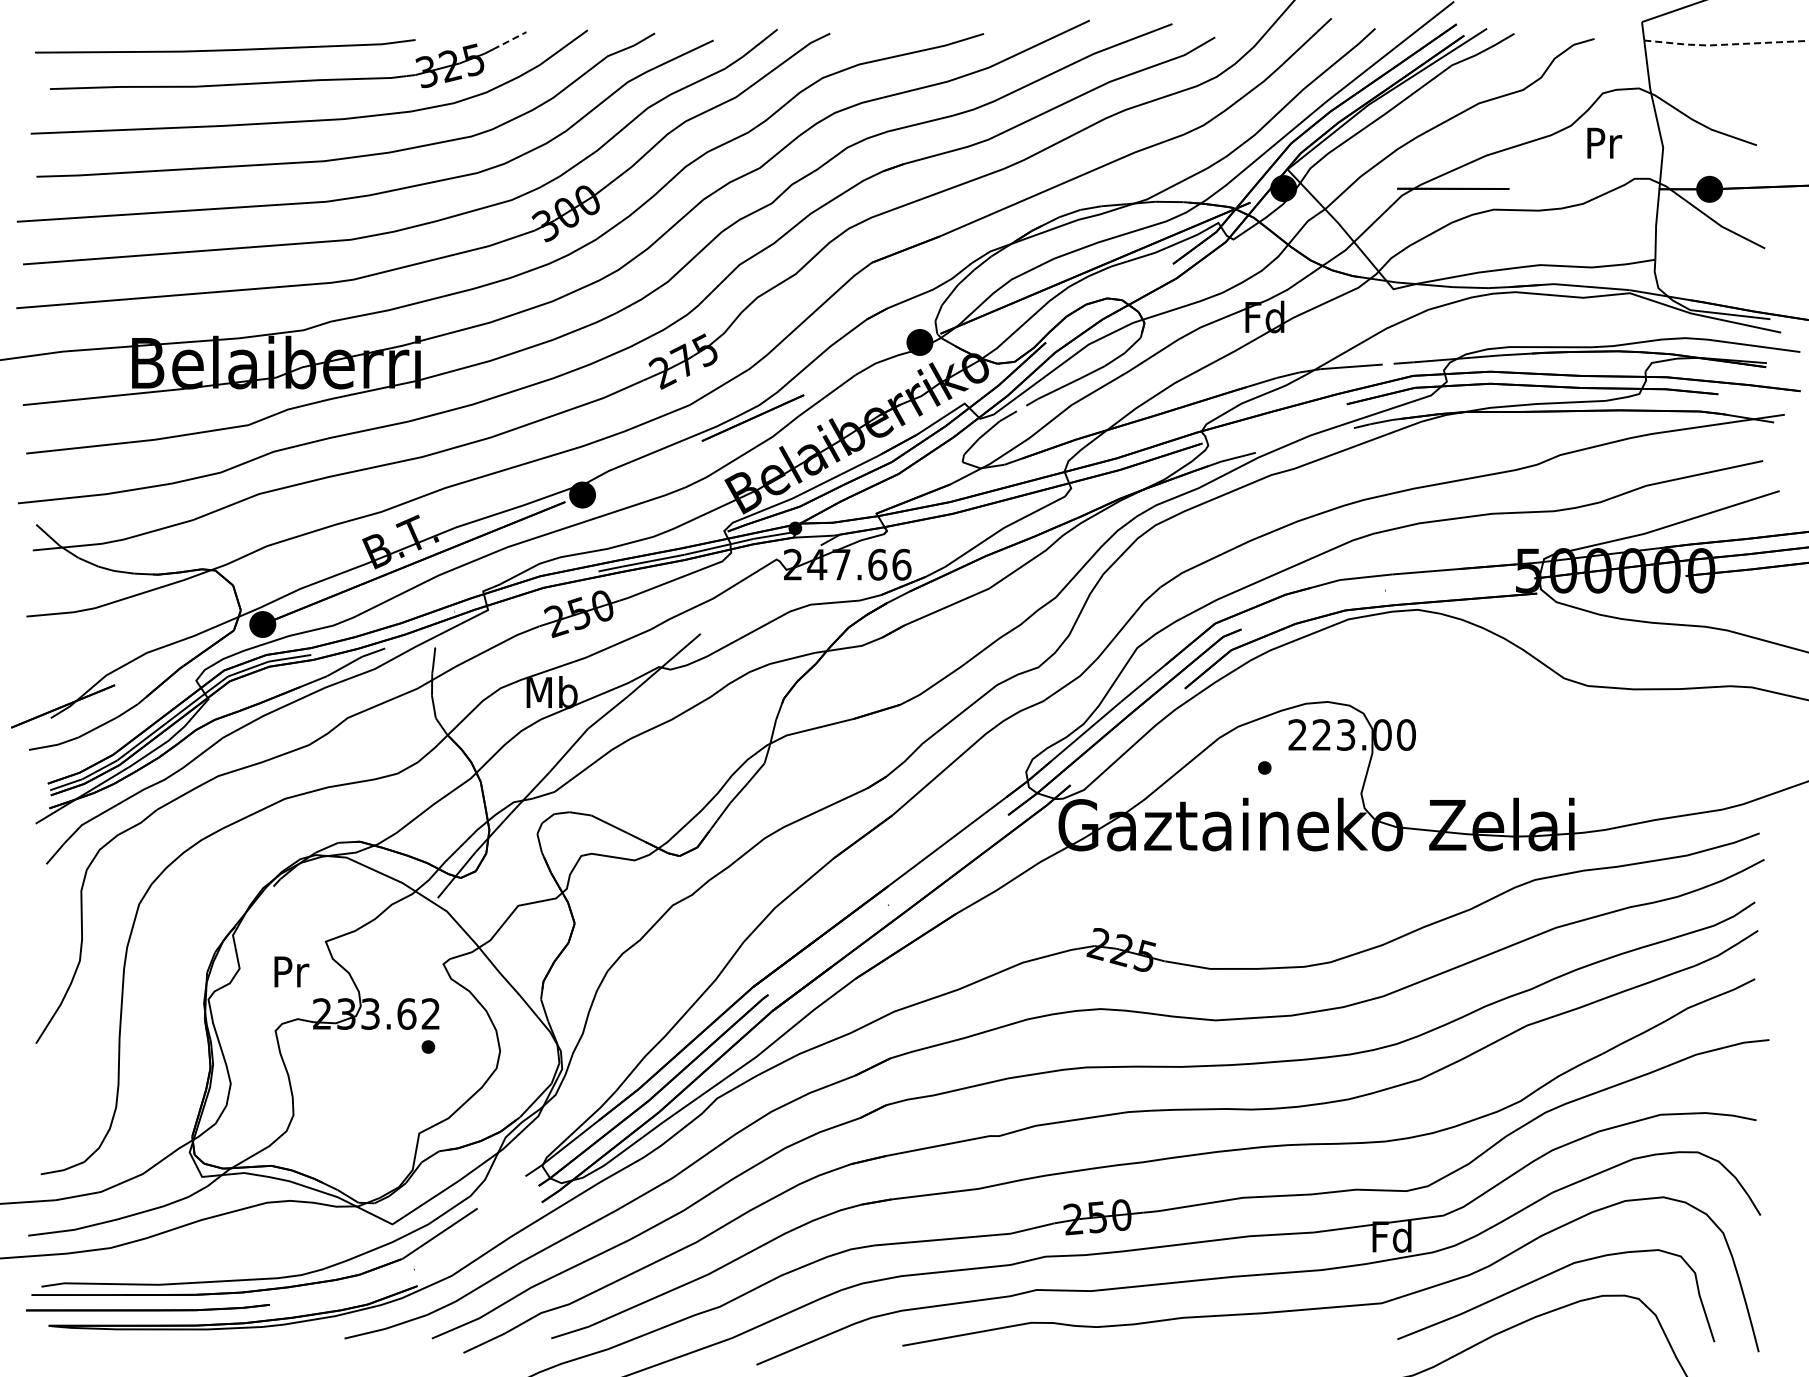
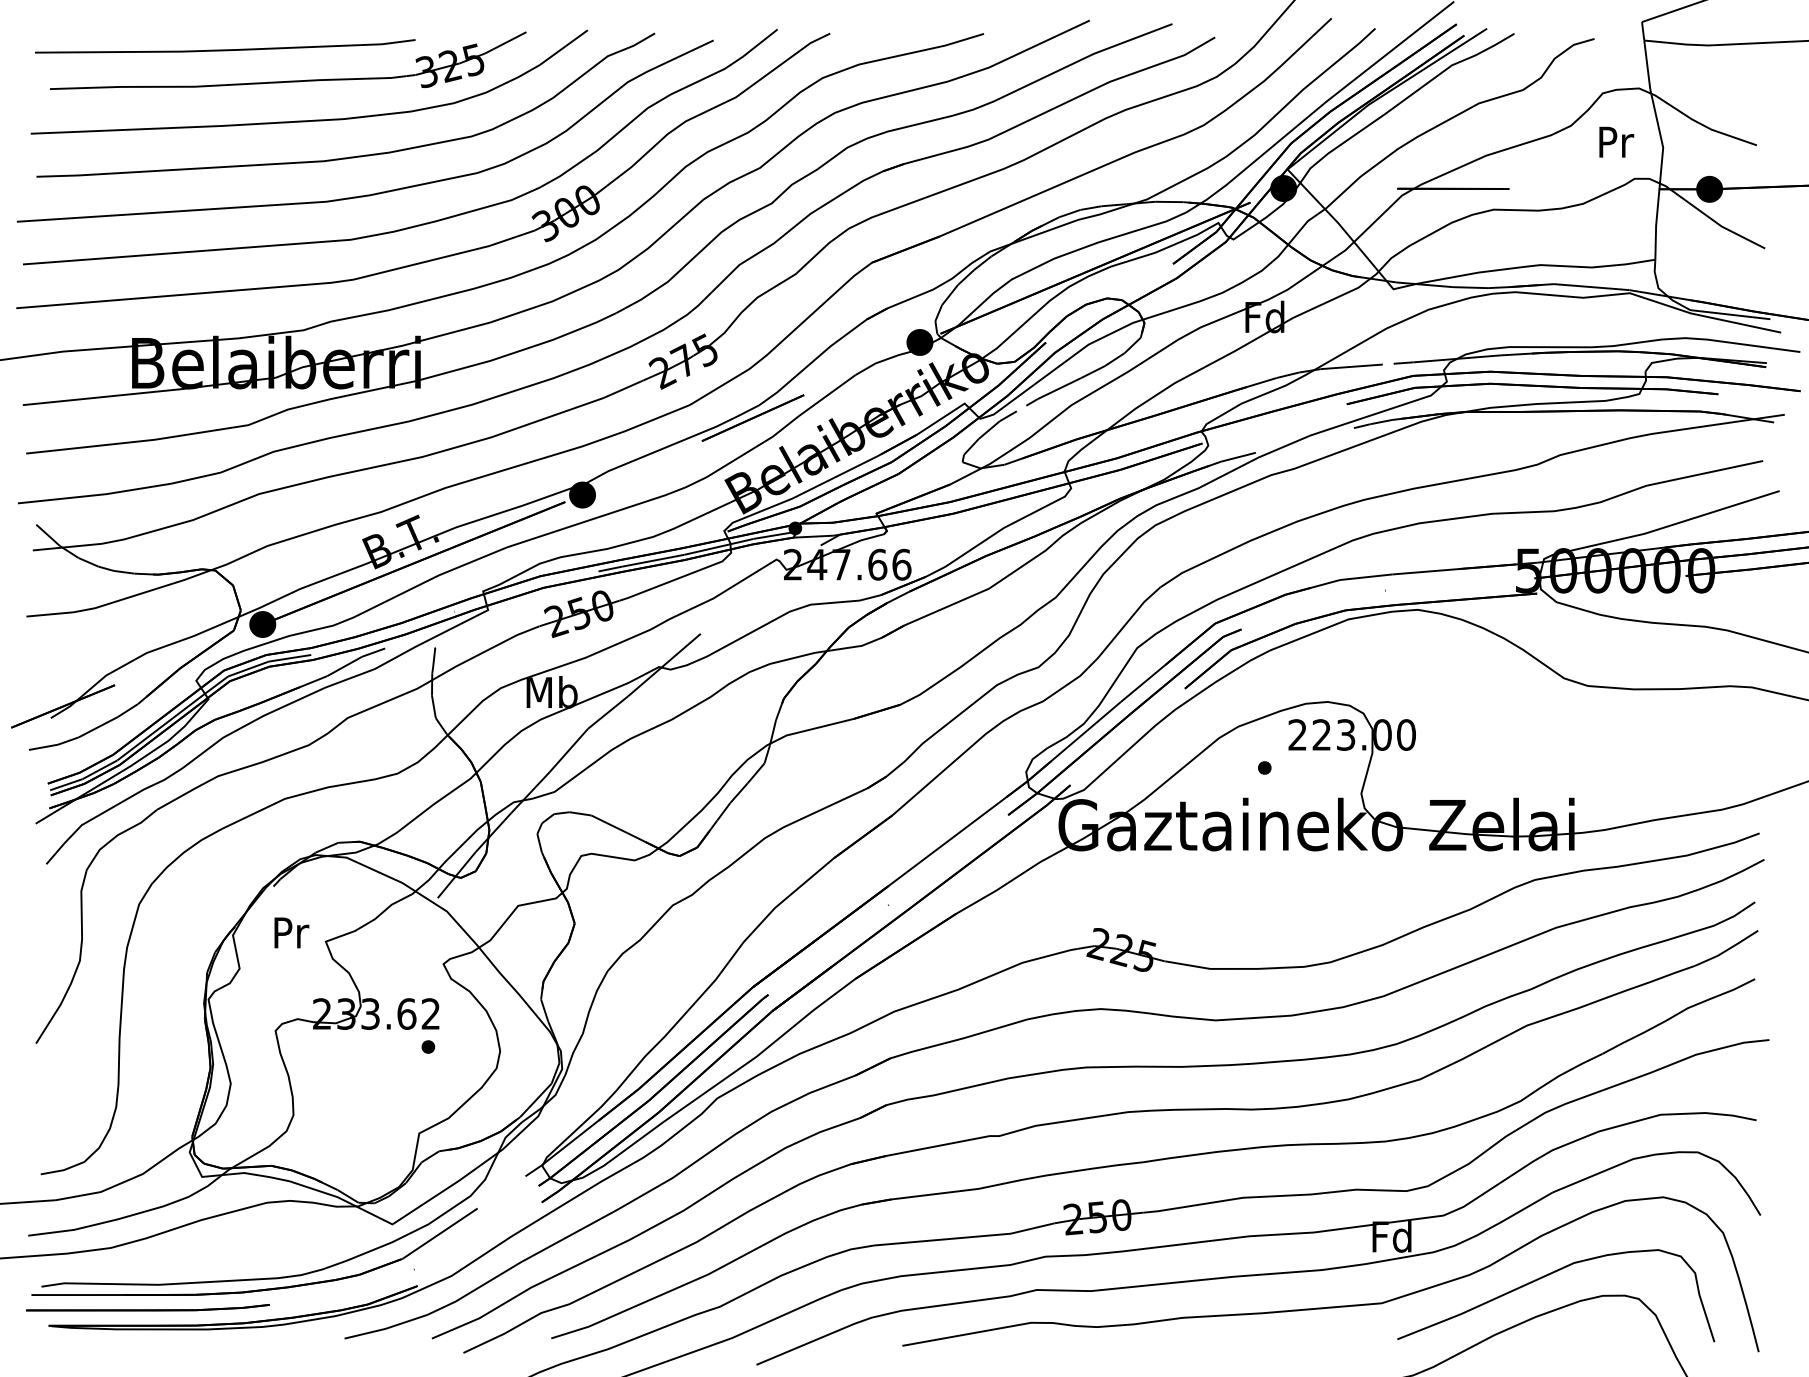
line: dashed -> solid (509, 40)
line: dashed -> solid (1725, 44)
text position: (1604, 142) -> (1616, 141) (1616, 141)
text position: (291, 971) -> (291, 932) (291, 932)
